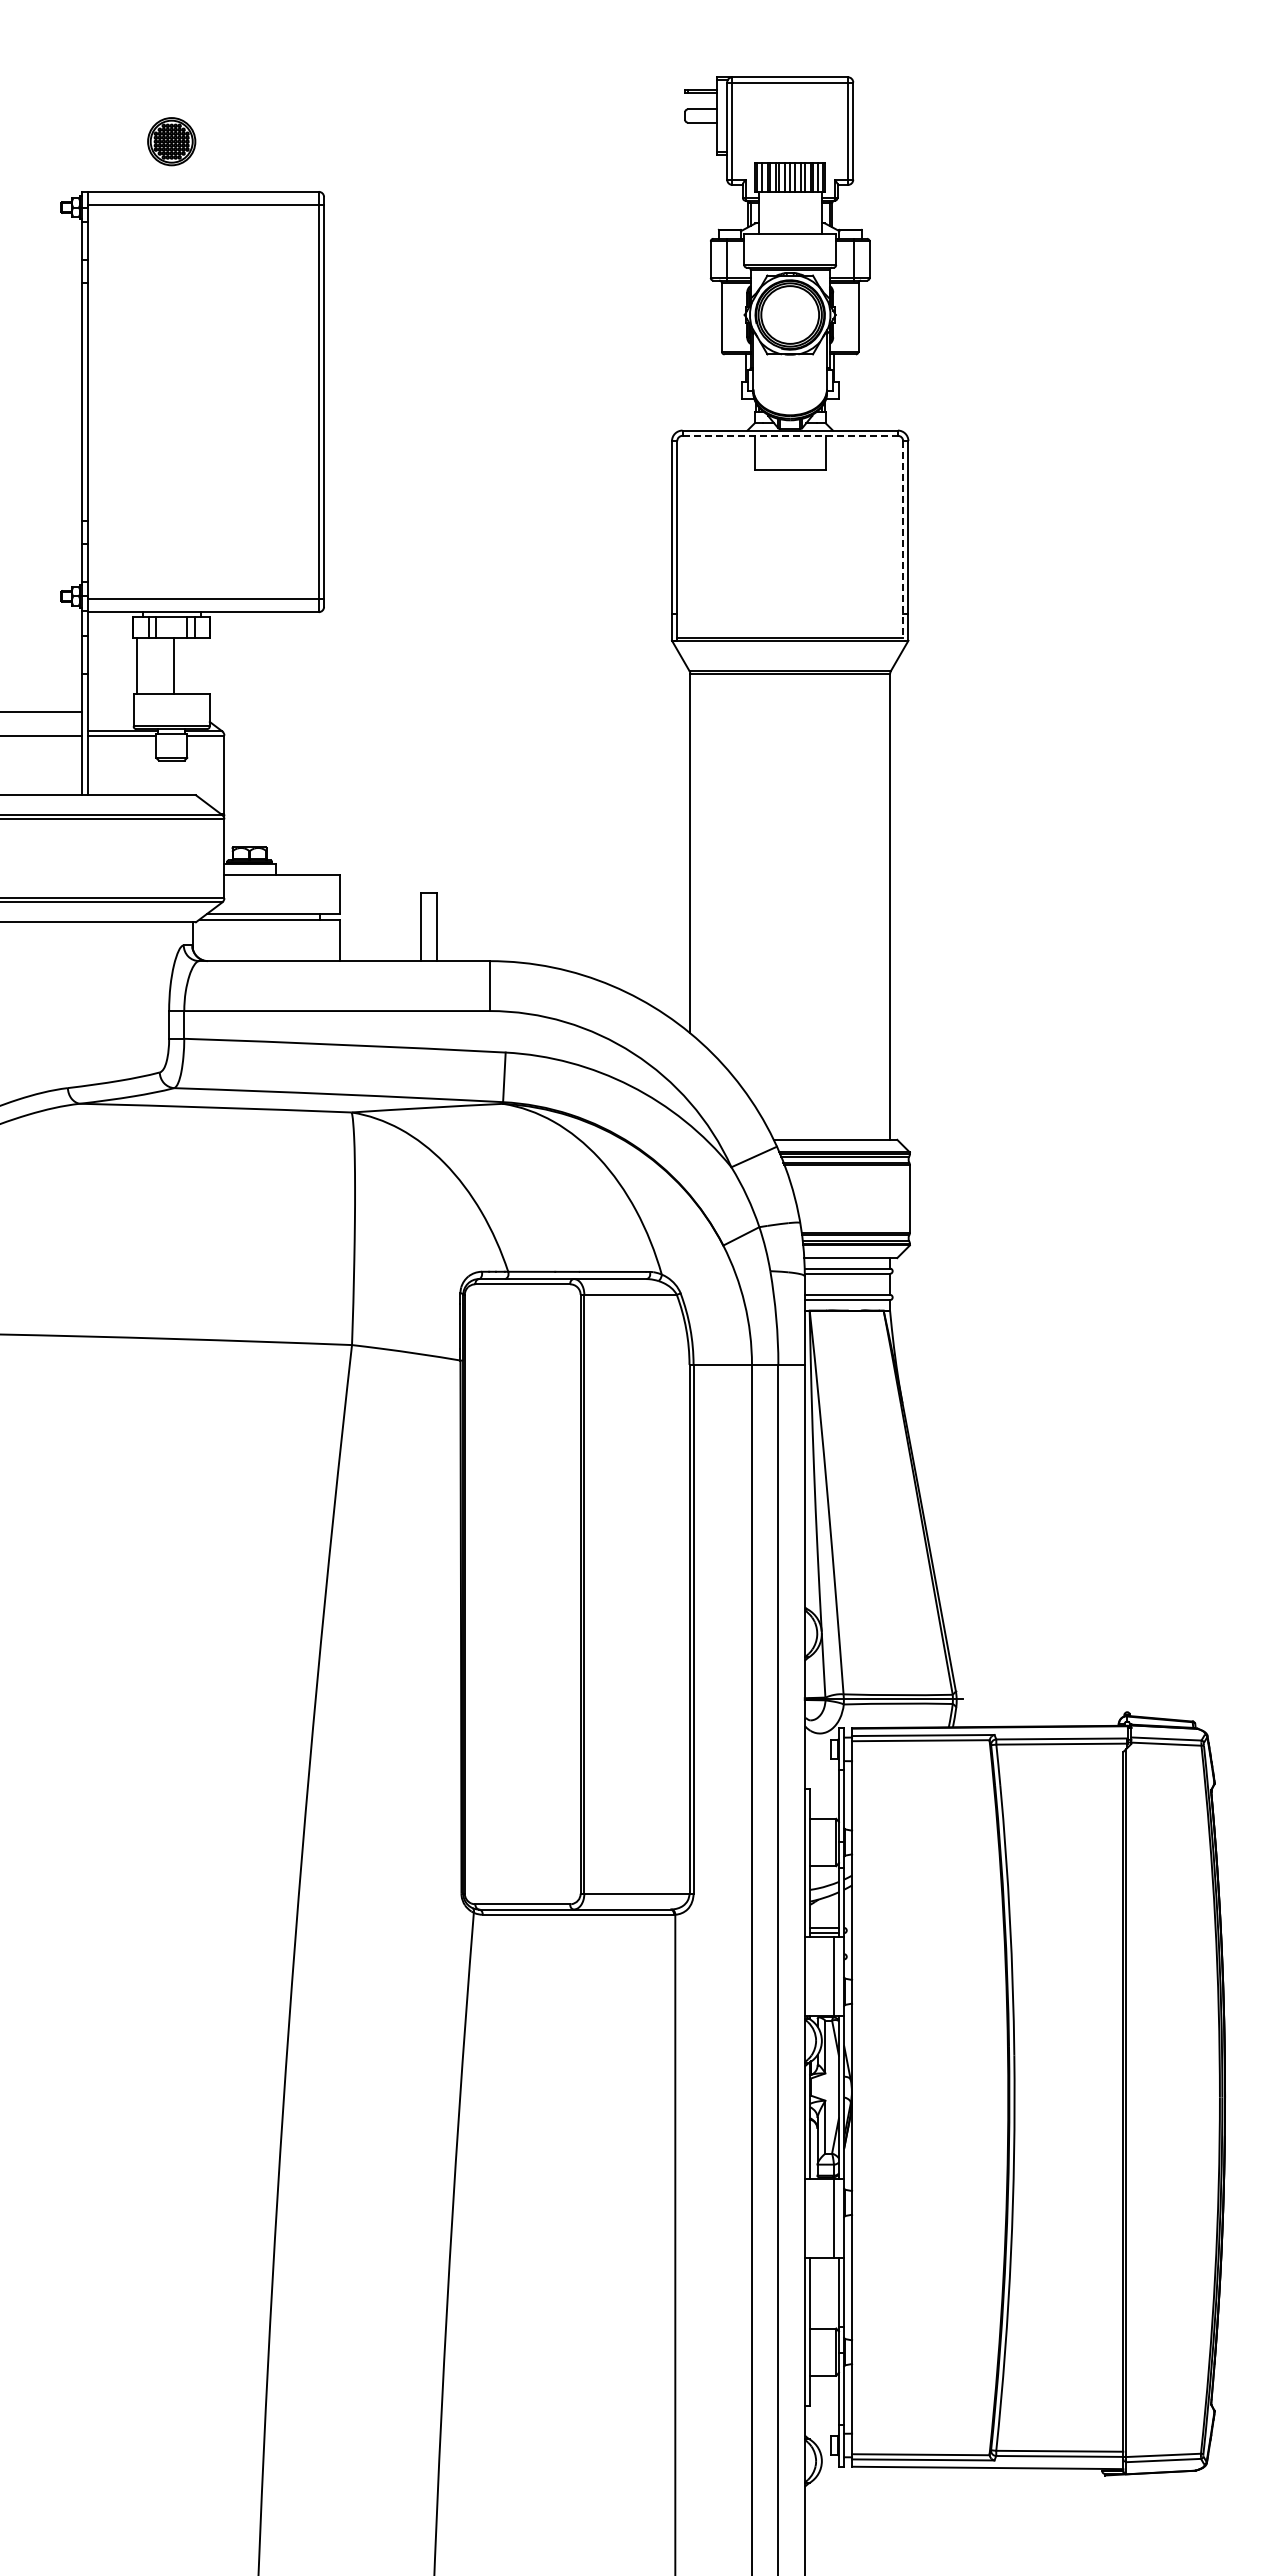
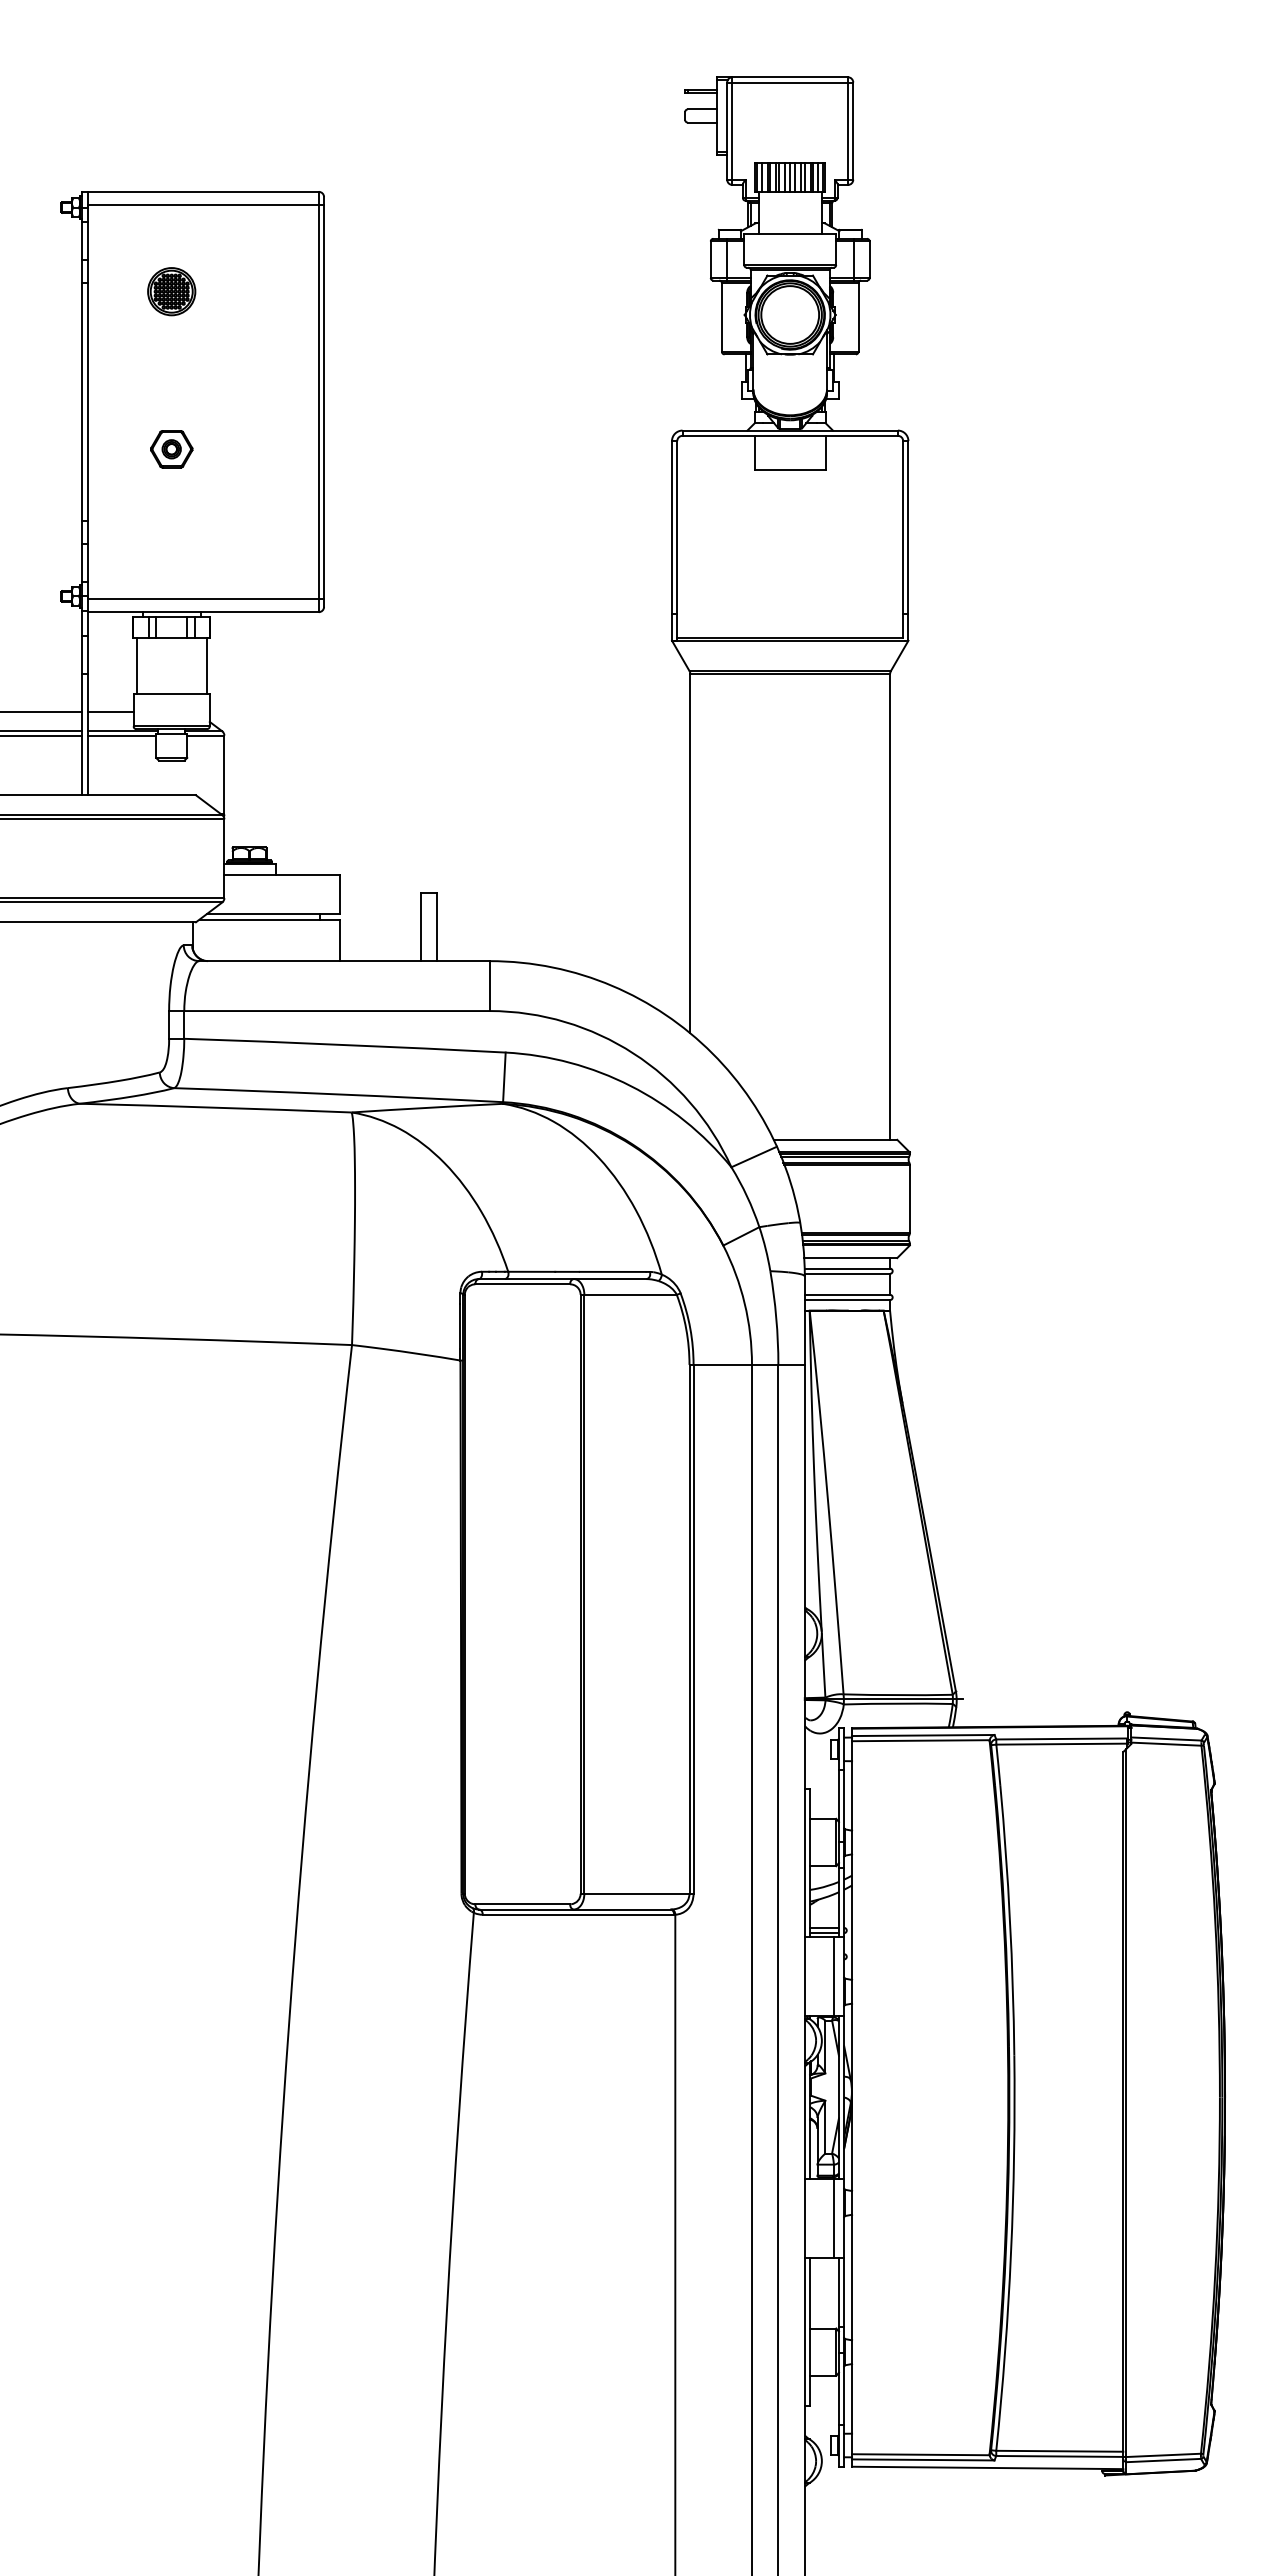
part position: (171, 141) -> (171, 291) (171, 291)
line: dashed -> solid (790, 435)
part: none -> present (171, 449)
line: dashed -> solid (903, 539)
line position: (173, 666) -> (206, 666) (206, 666)
line: none -> present (110, 711)
line: none -> present (42, 731)
